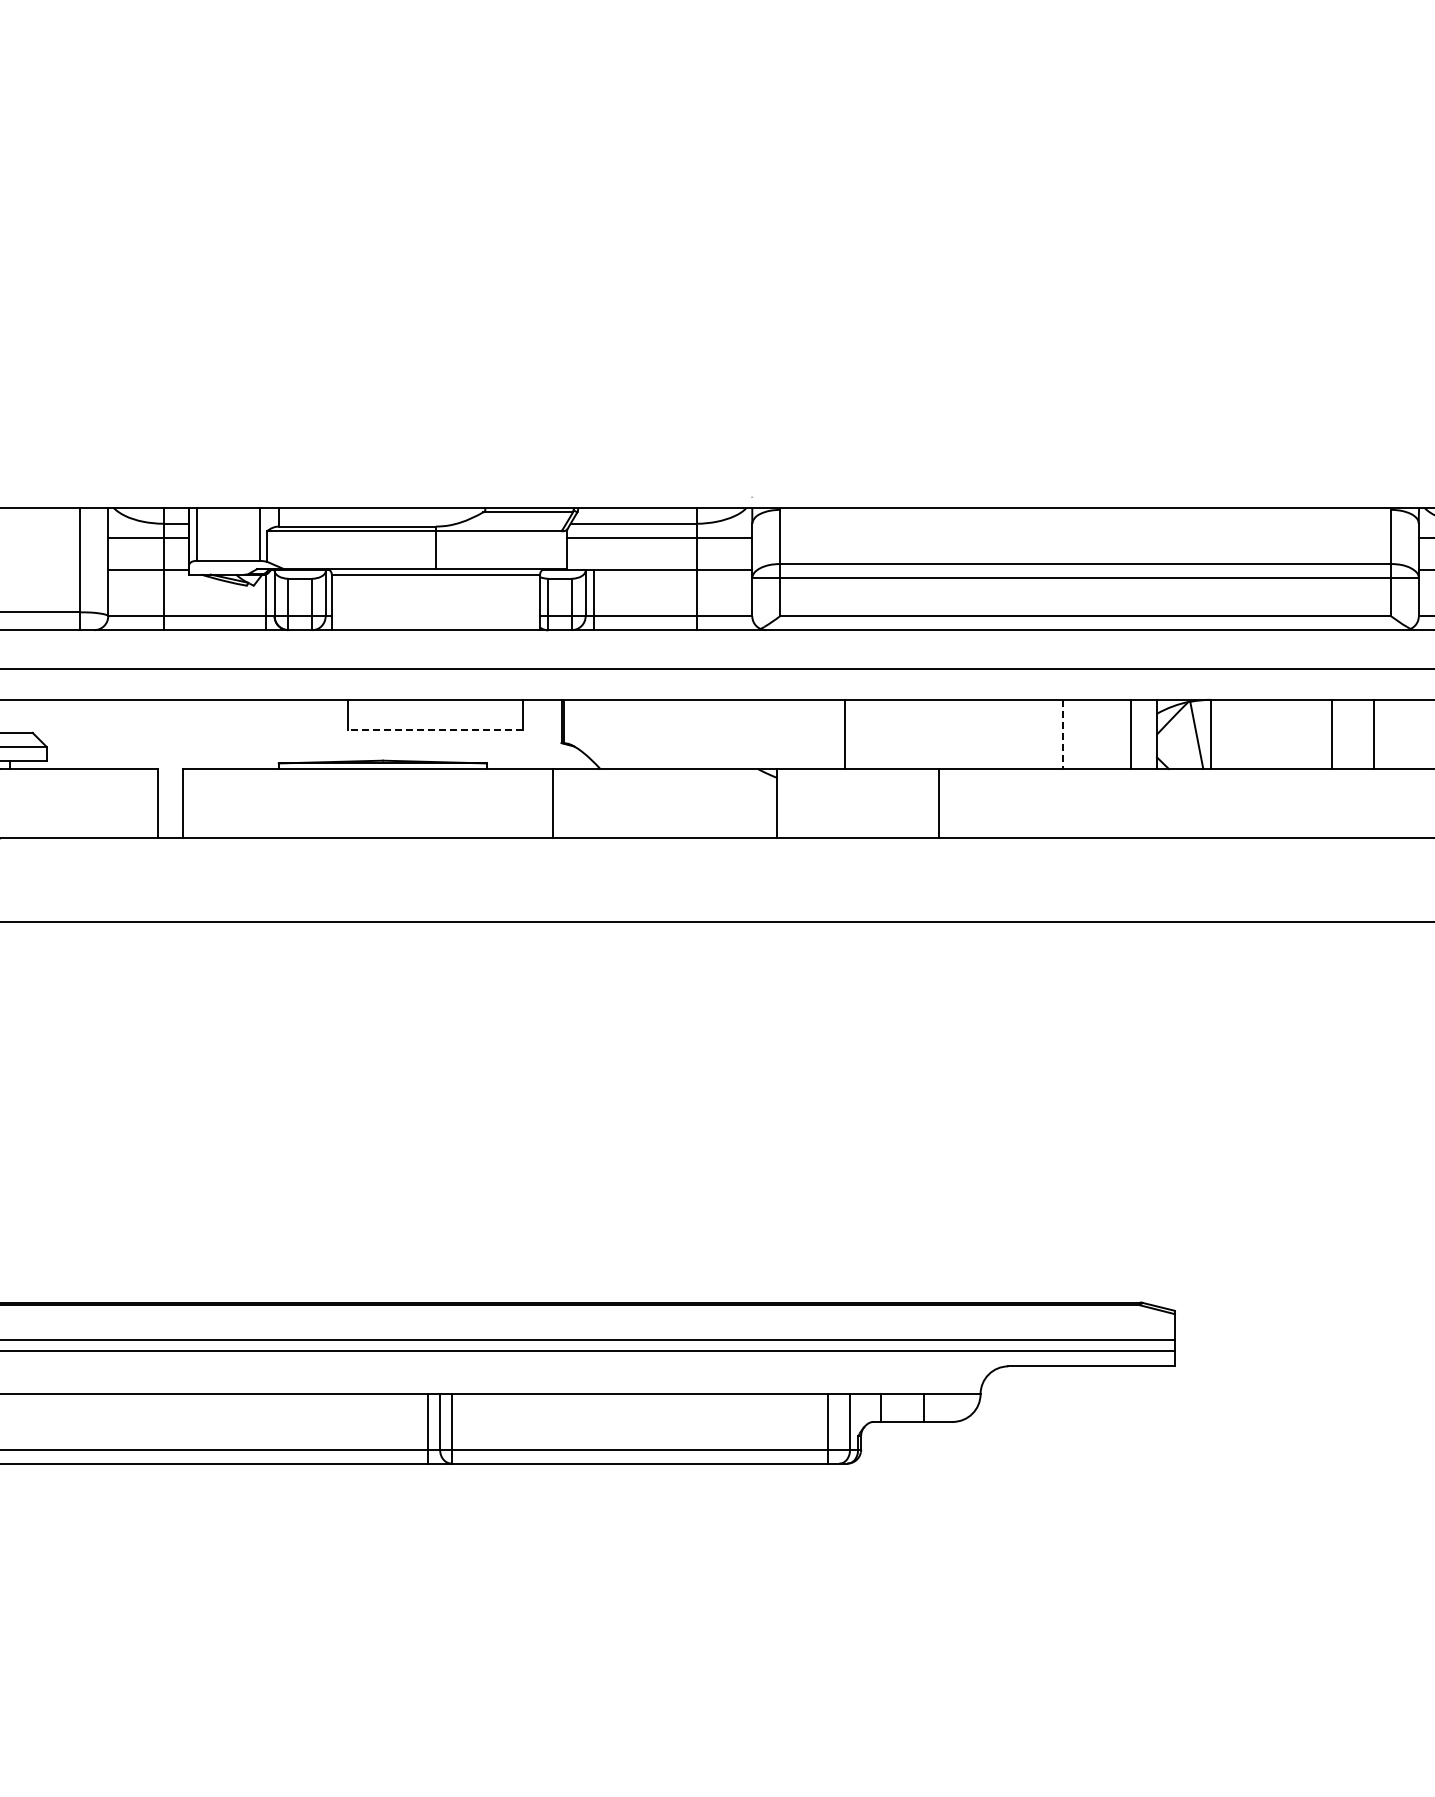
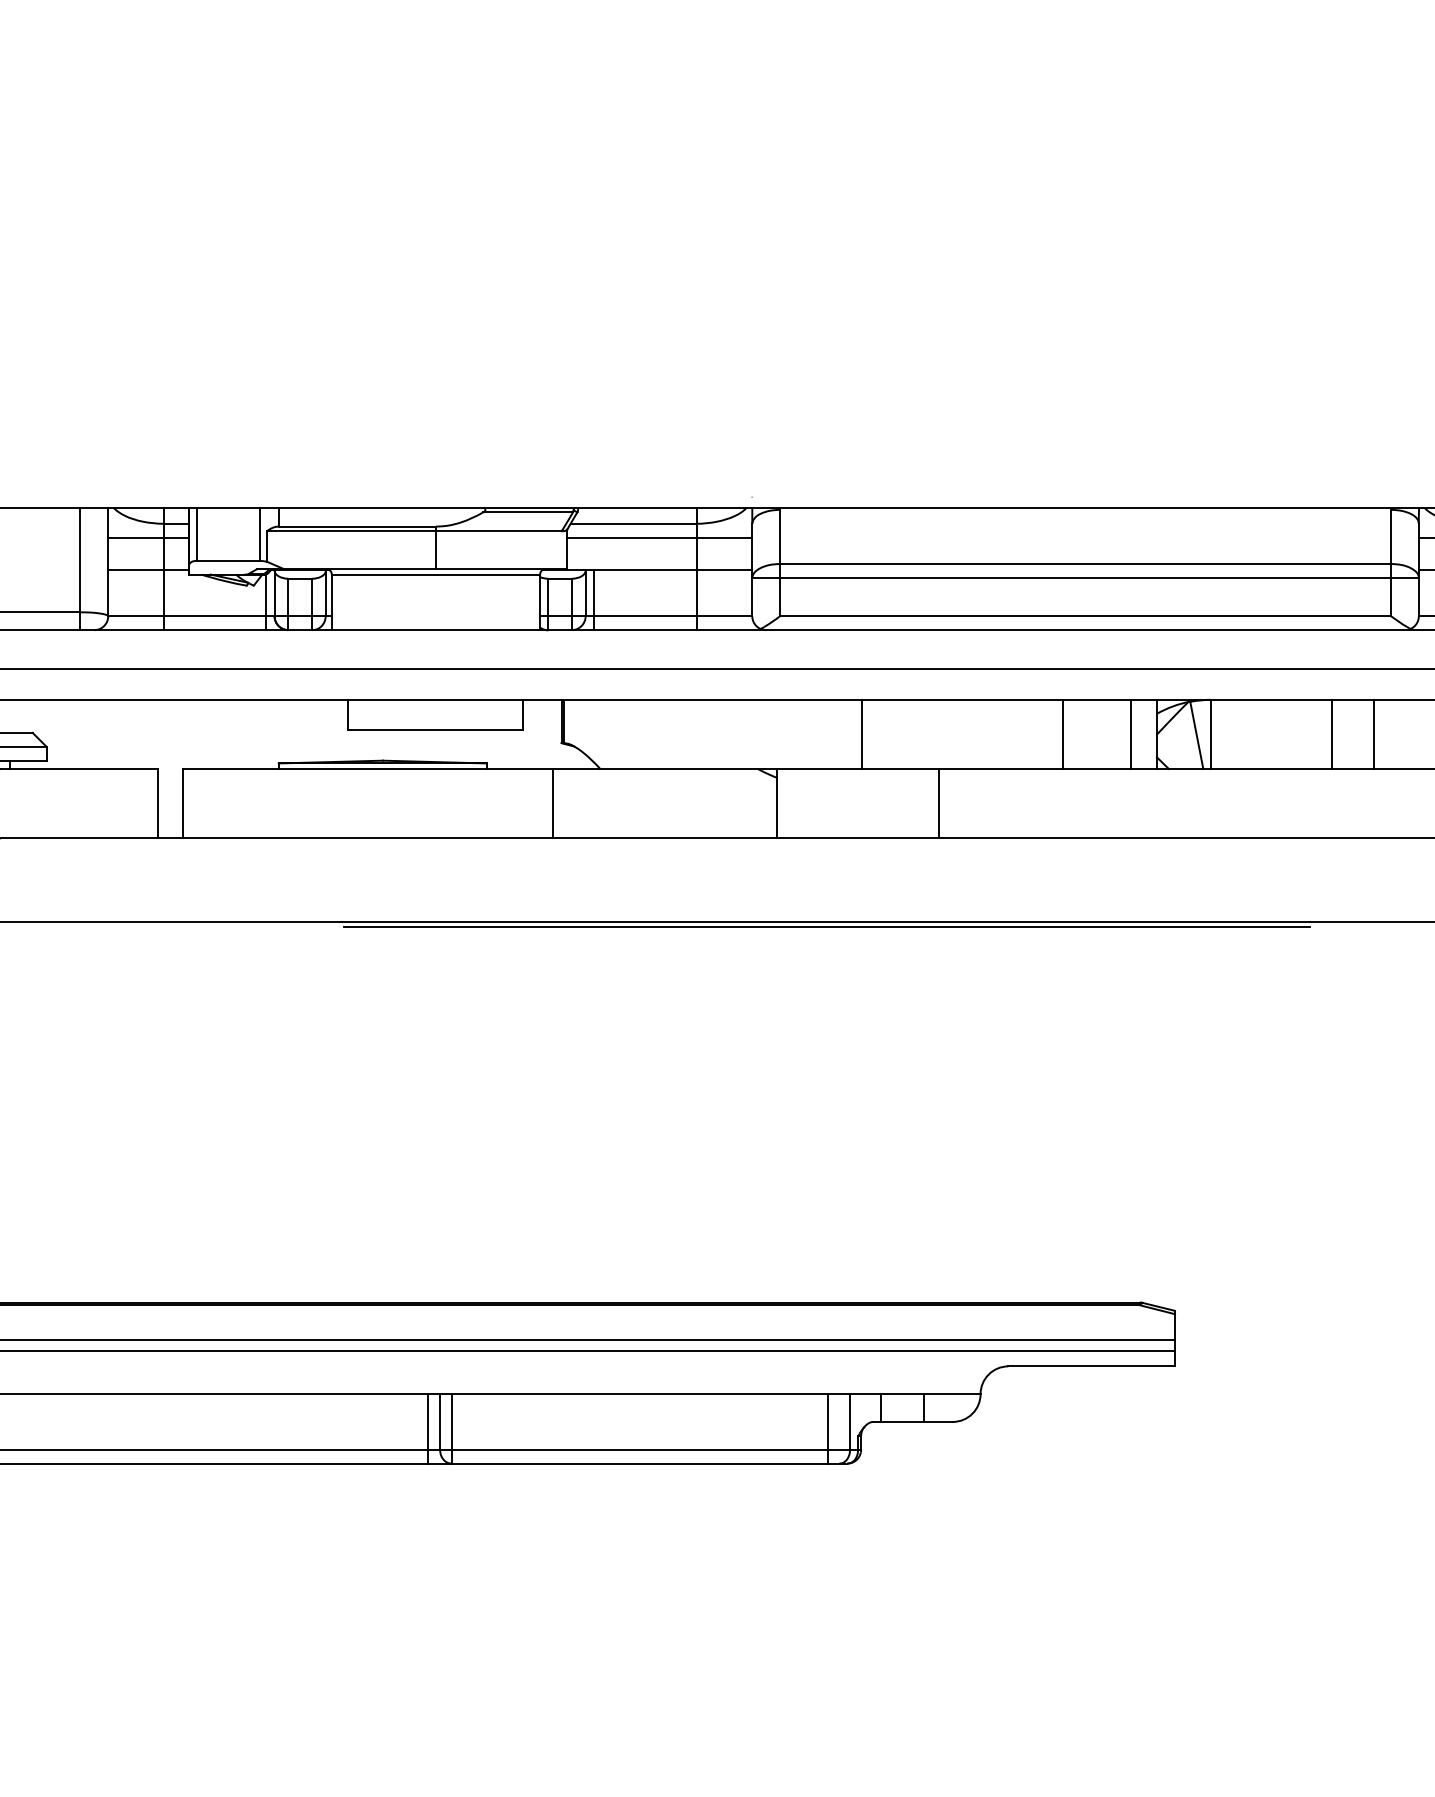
line: dashed -> solid (435, 730)
line position: (845, 734) -> (862, 734) (862, 734)
line: dashed -> solid (1063, 734)
line: none -> present (826, 927)
